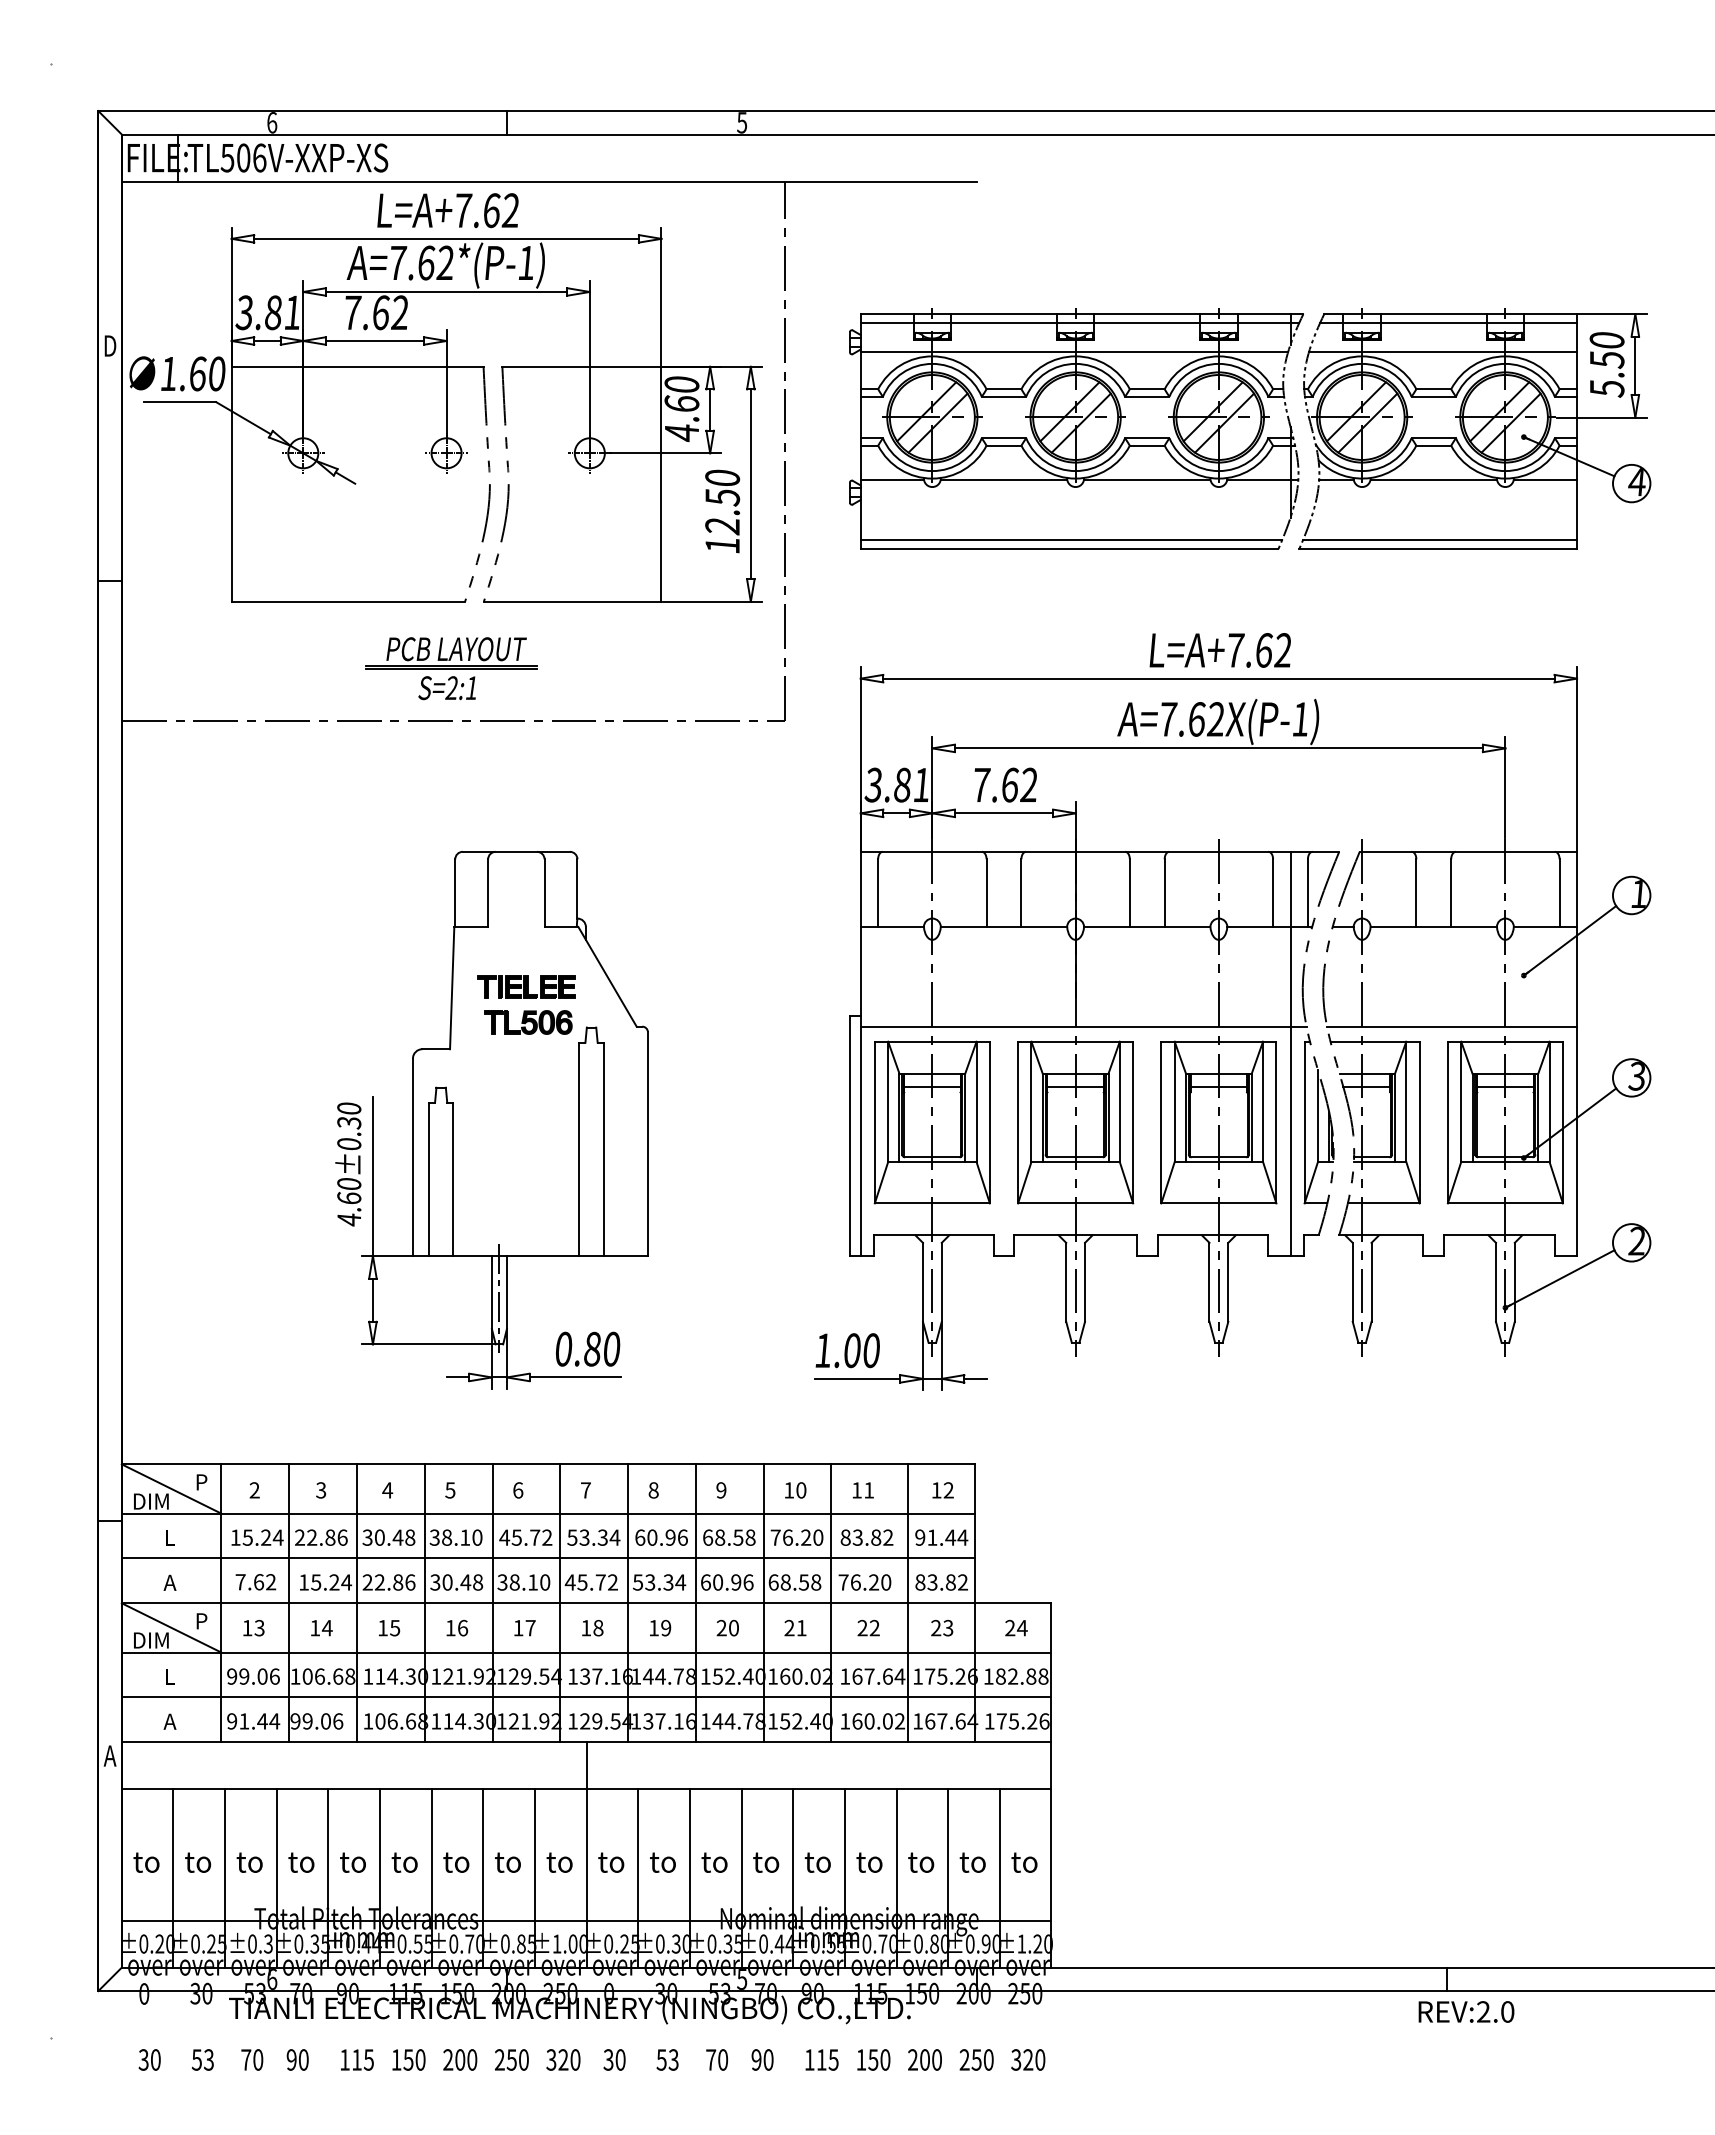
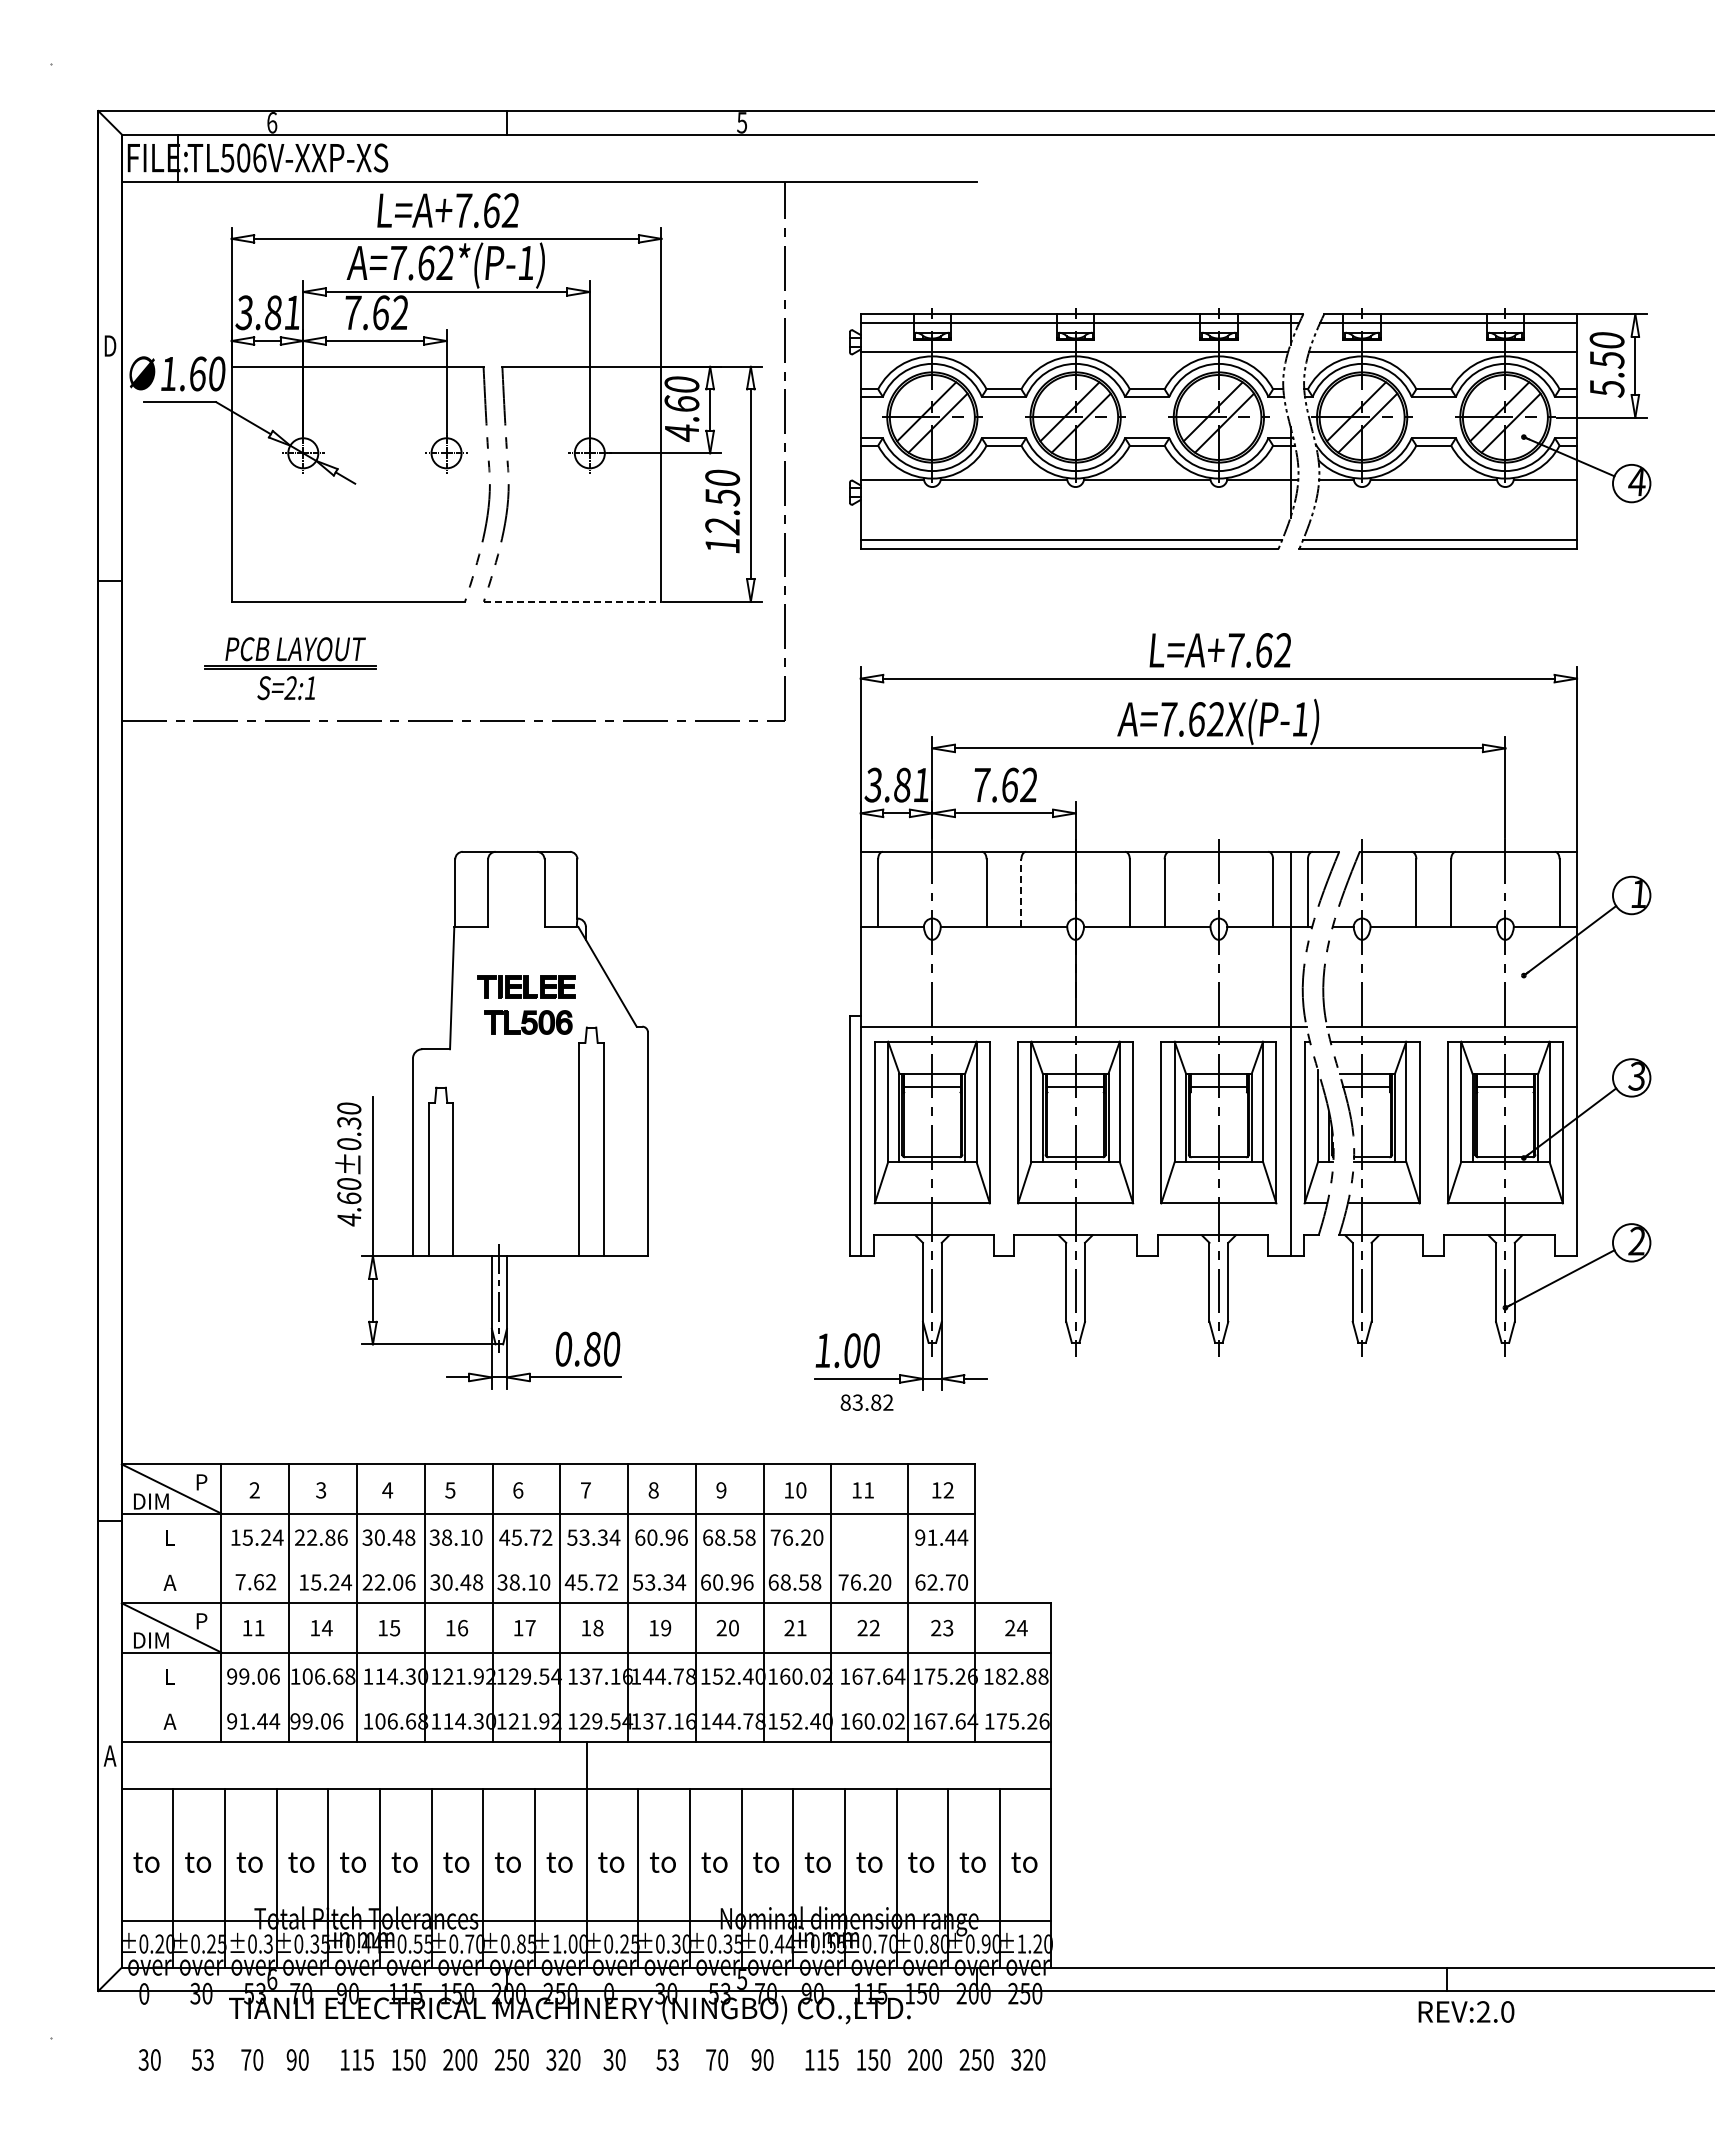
line: solid -> dashed (572, 601)
part position: (451, 668) -> (290, 668) (290, 668)
line: solid -> dashed (1021, 893)
text position: (866, 1537) -> (866, 1402) (866, 1402)
line: present -> none (547, 1558)
text: 22.86 -> 22.06 (398, 1582)
text: 83.82 -> 62.70 (941, 1582)
text: 13 -> 11 (259, 1627)
line: present -> none (586, 1697)
